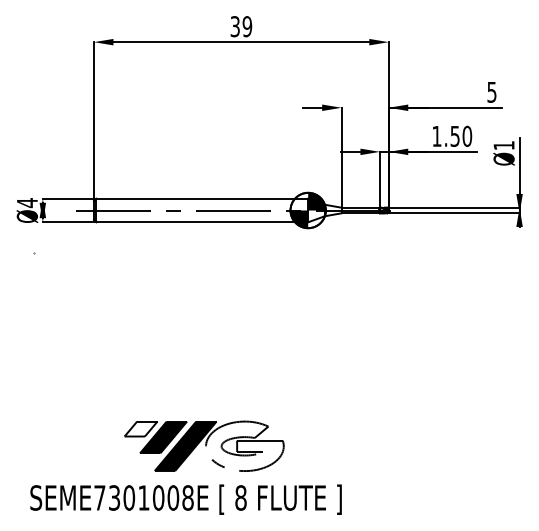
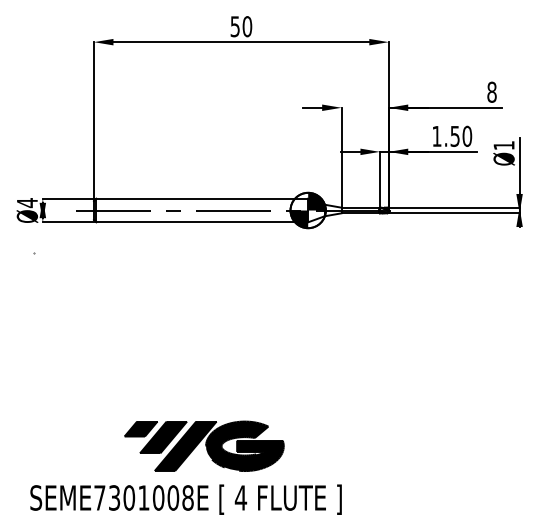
text: 39 -> 50 (241, 26)
text: 5 -> 8 (491, 91)
fill: none -> present (140, 428)
fill: none -> present (244, 446)
text: 8 -> 4 (240, 497)
